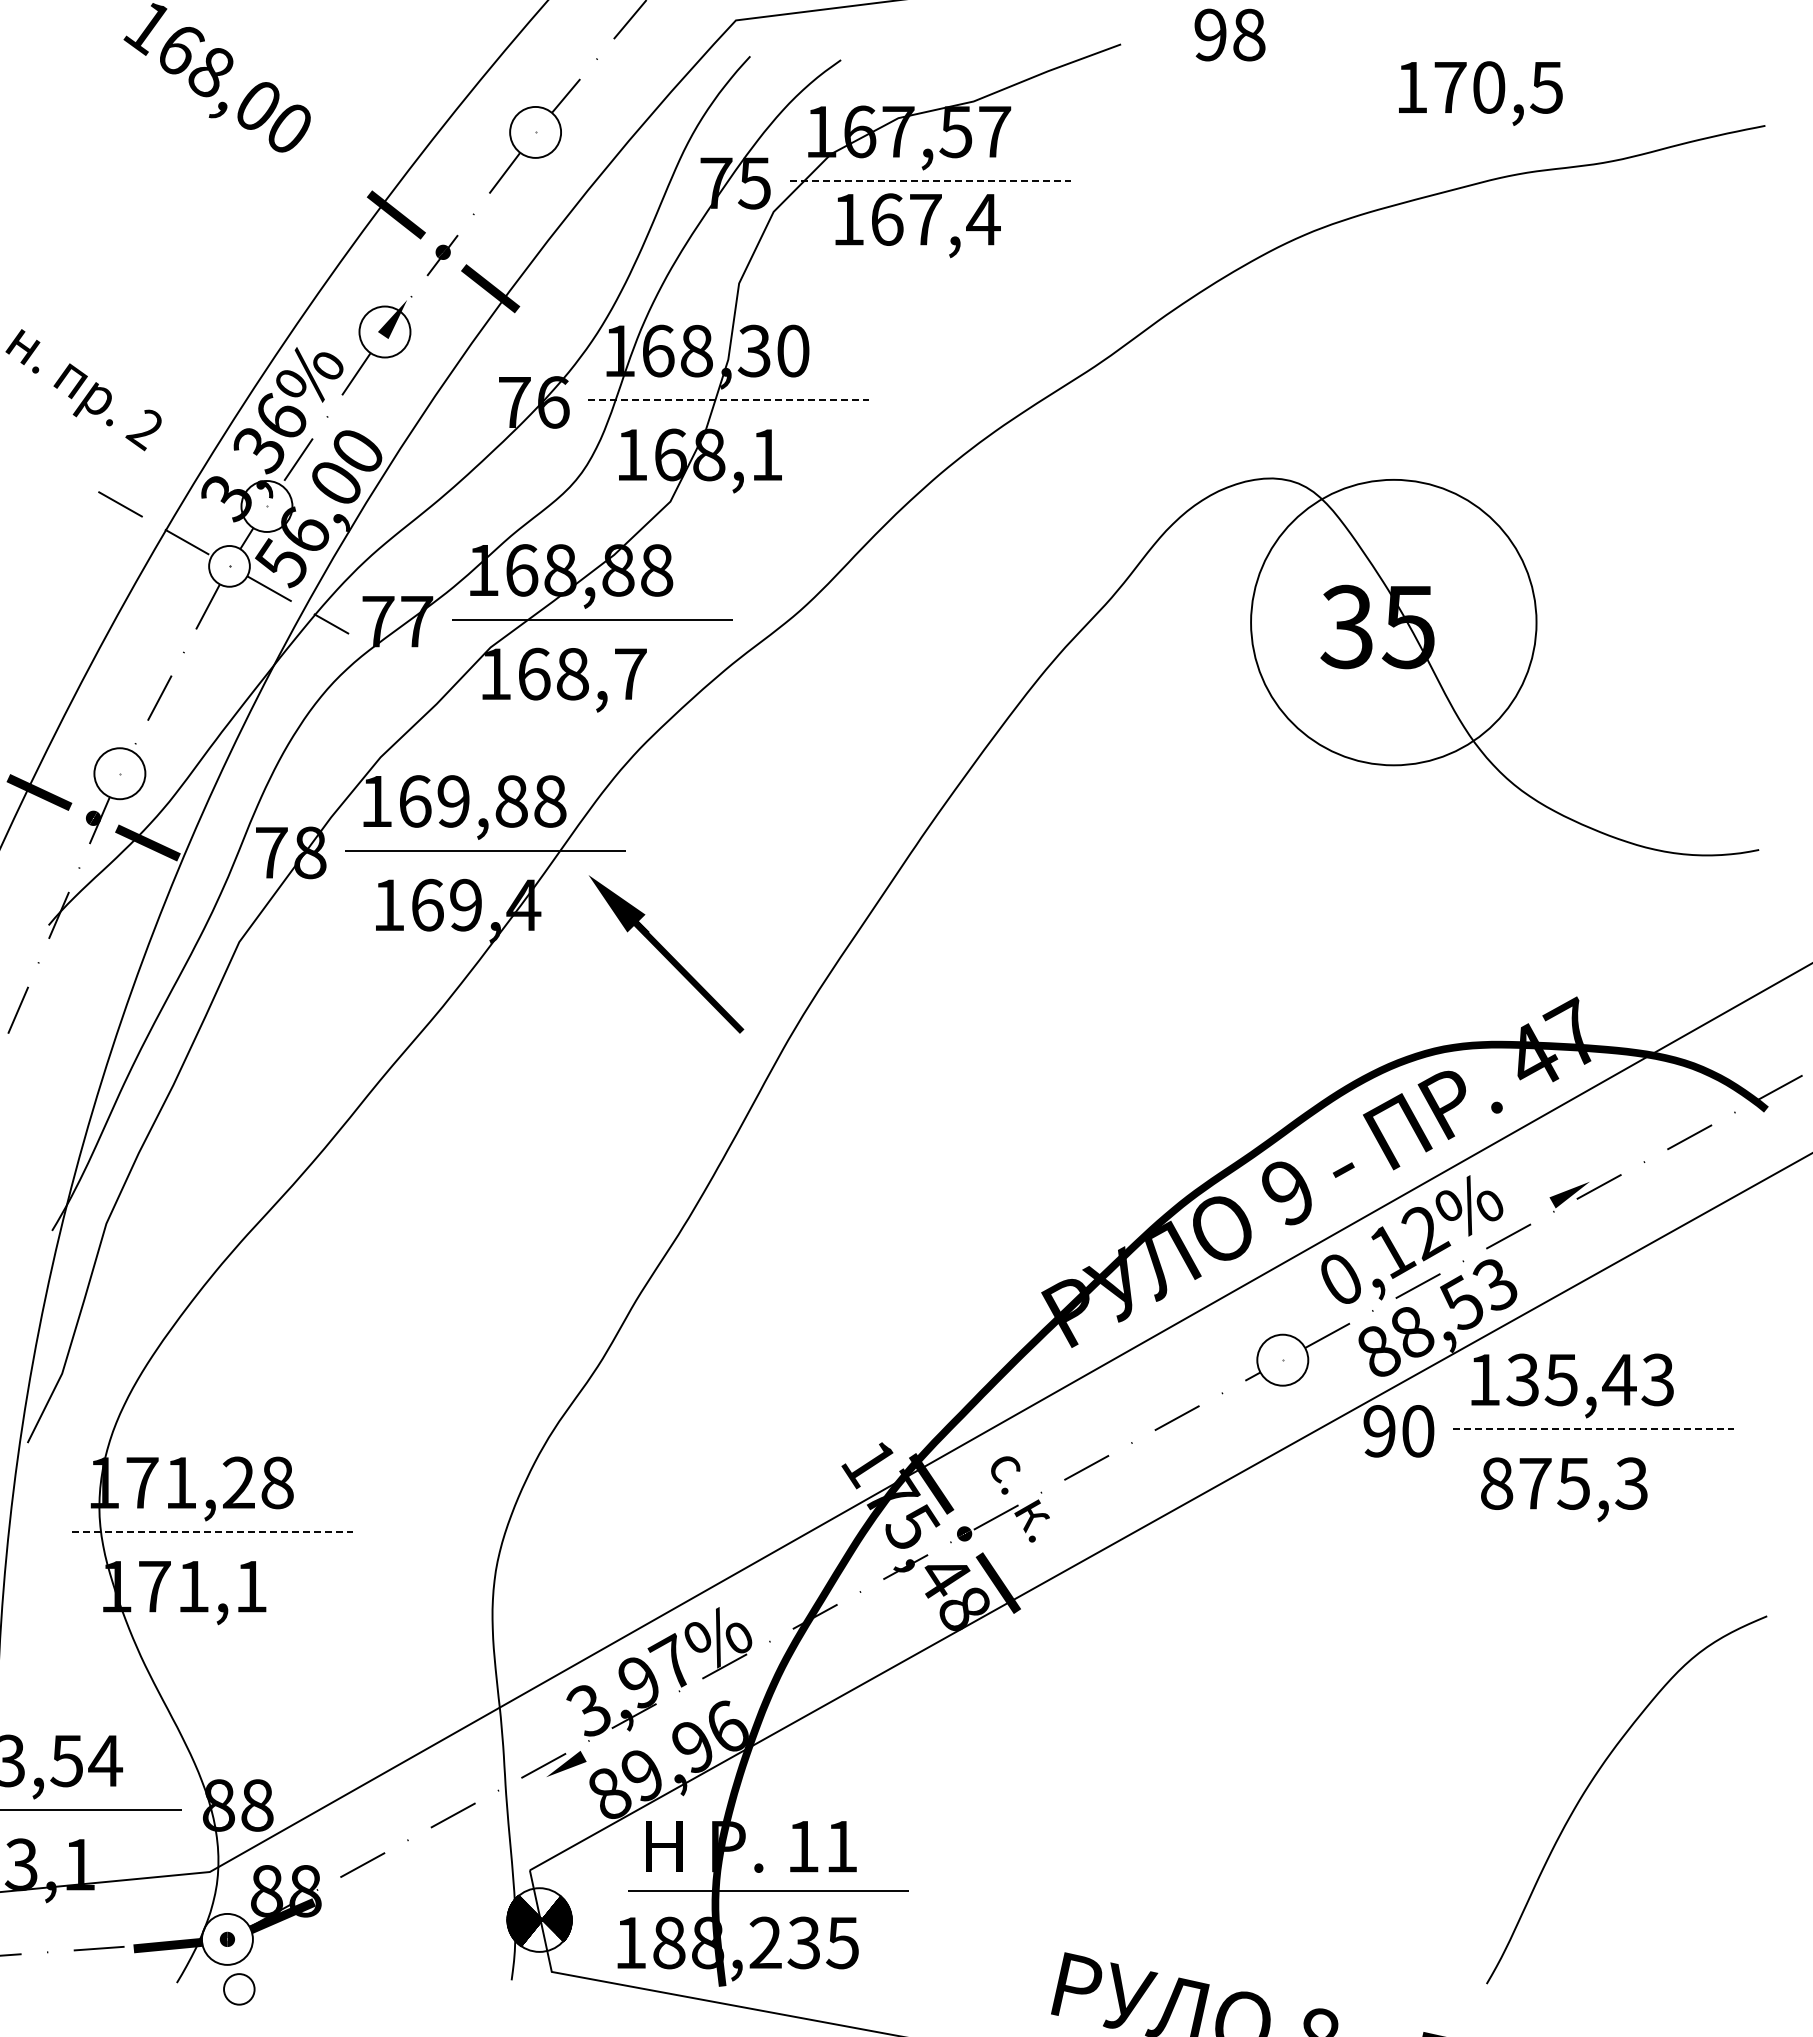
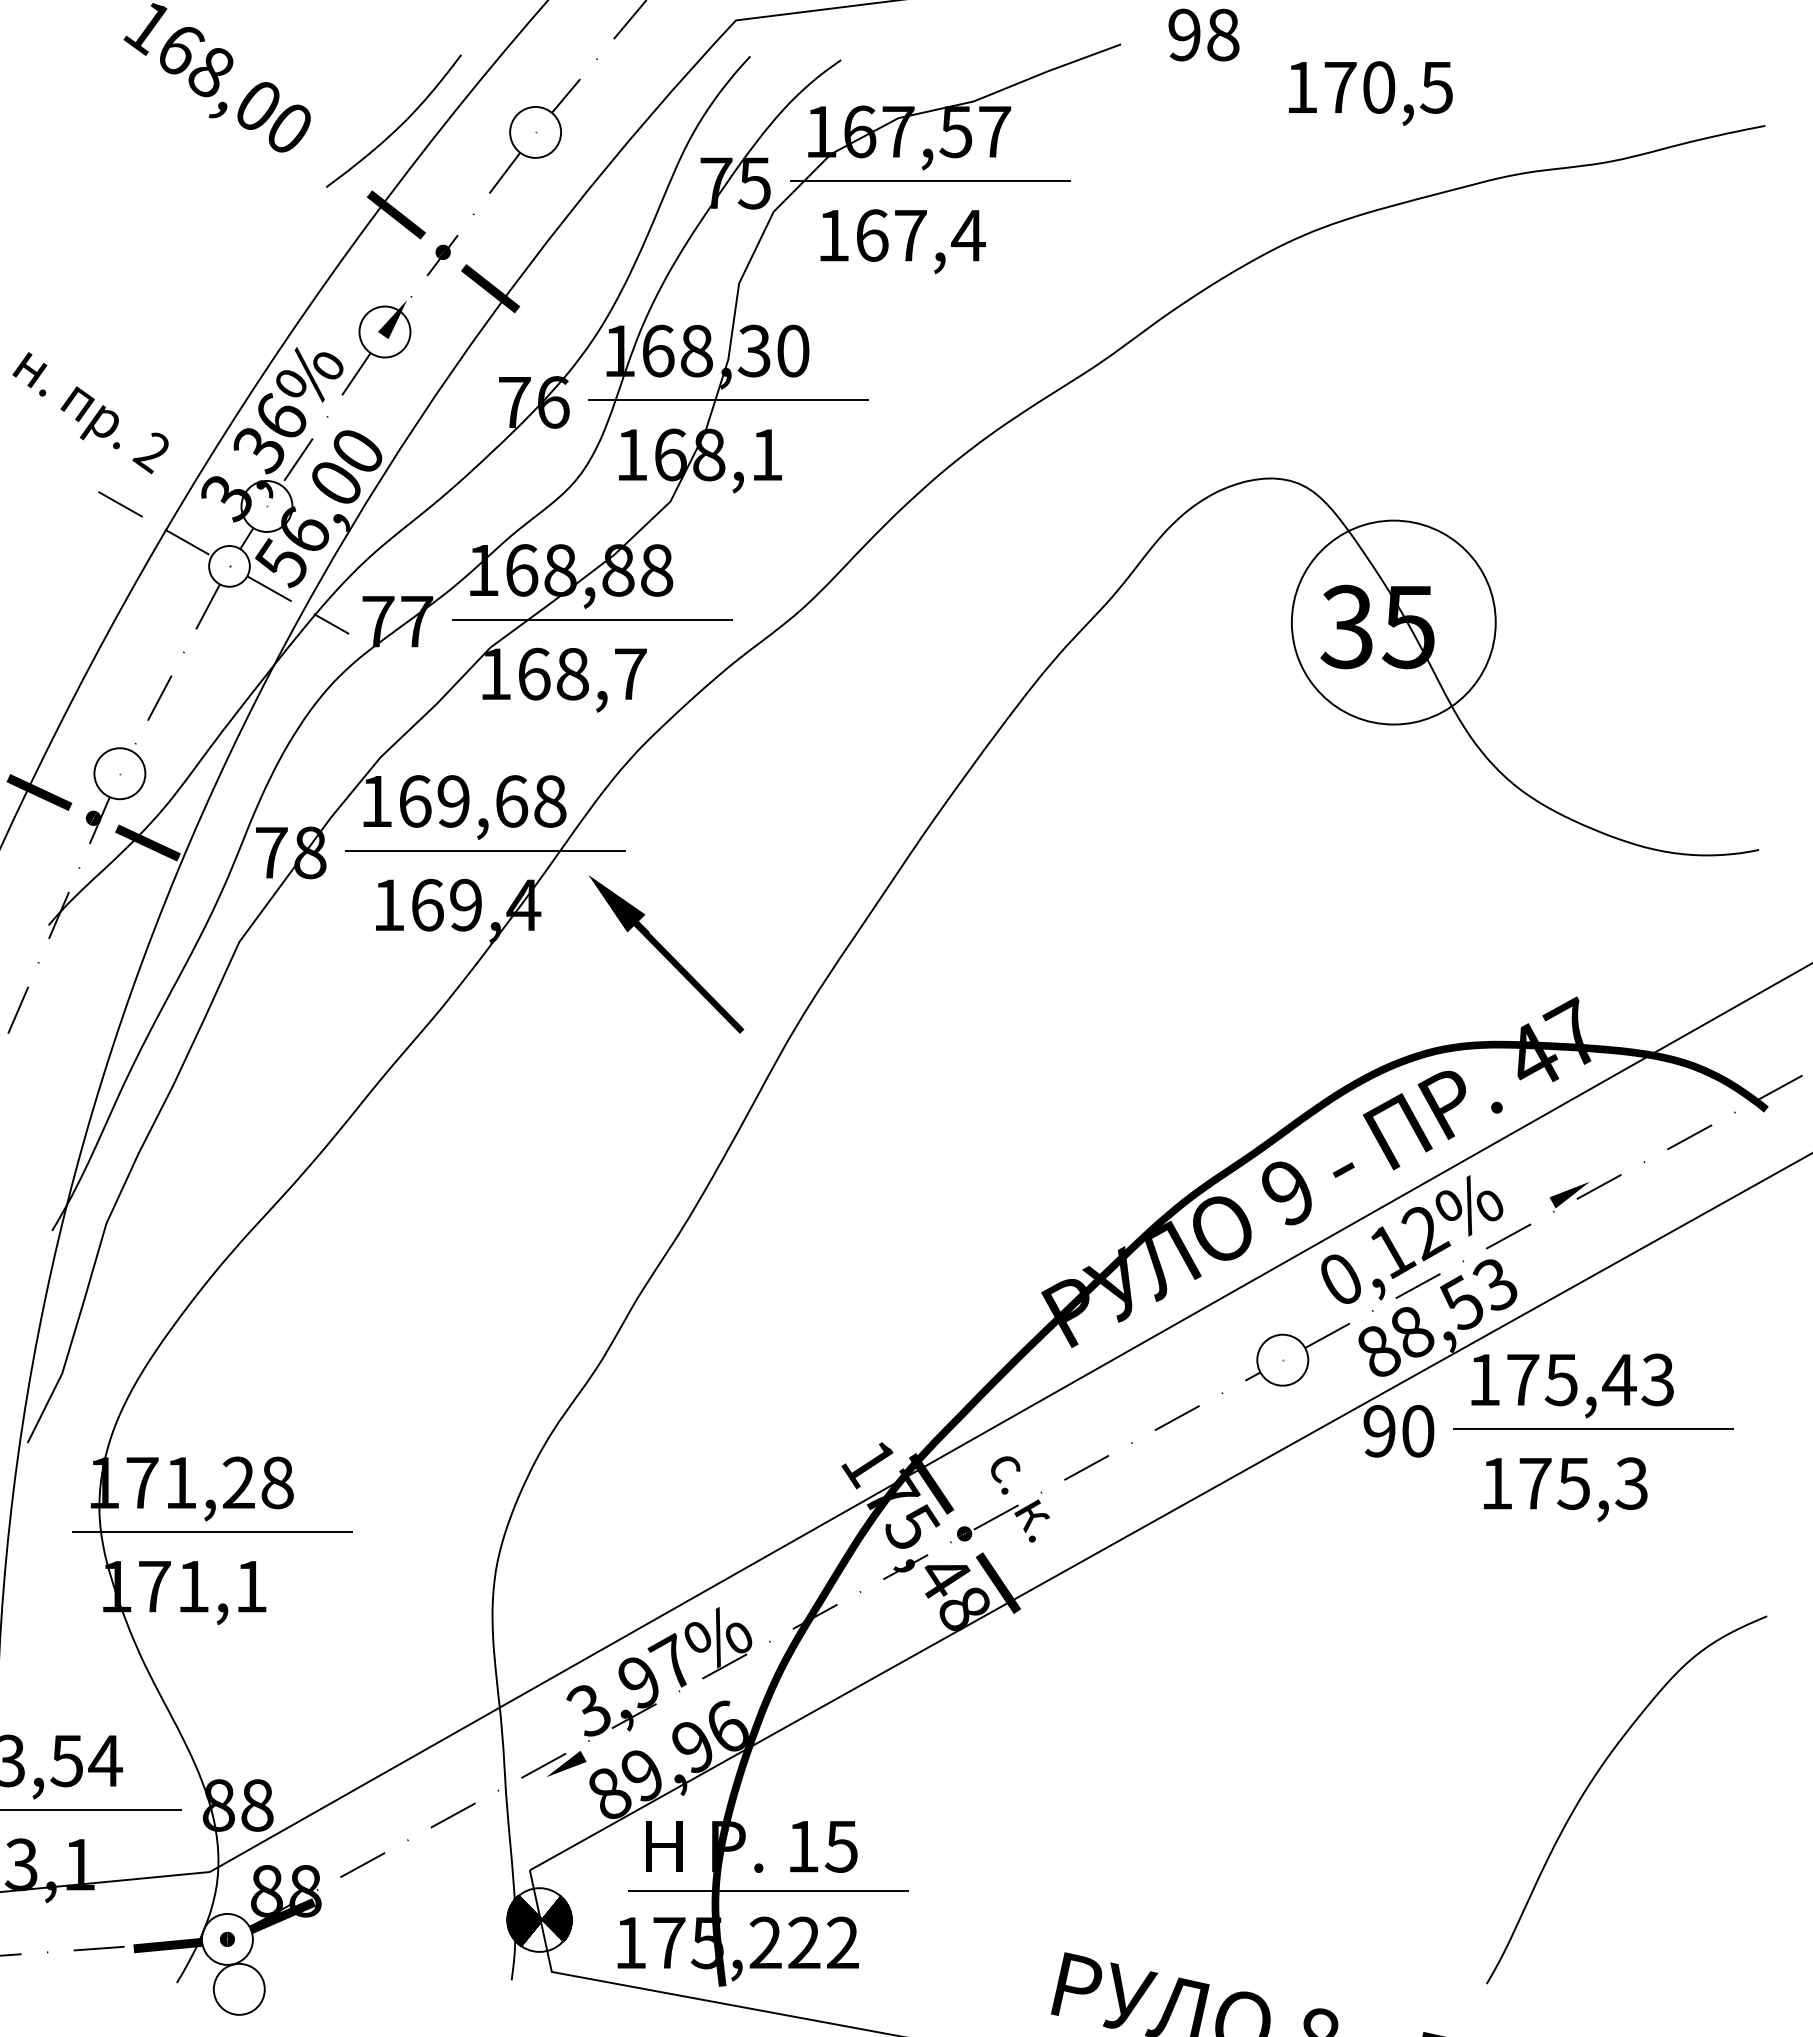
text position: (1229, 34) -> (1203, 34) (1203, 34)
text position: (1480, 93) -> (1370, 93) (1370, 93)
curve: none -> present (399, 125)
line: dashed -> solid (930, 181)
text position: (917, 225) -> (902, 241) (902, 241)
text position: (83, 390) -> (90, 413) (90, 413)
line: dashed -> solid (728, 400)
circle diameter: 285 px -> 204 px (1393, 622)
text: 169,88 -> 169,68 (511, 801)
text: 135,43 -> 175,43 (1522, 1379)
line: dashed -> solid (1593, 1429)
text: 875,3 -> 175,3 (1497, 1483)
line: dashed -> solid (212, 1532)
text: 11 -> 15 (840, 1846)
text: 188,235 -> 175,222 (755, 1942)
circle diameter: 31 px -> 51 px (238, 1988)
